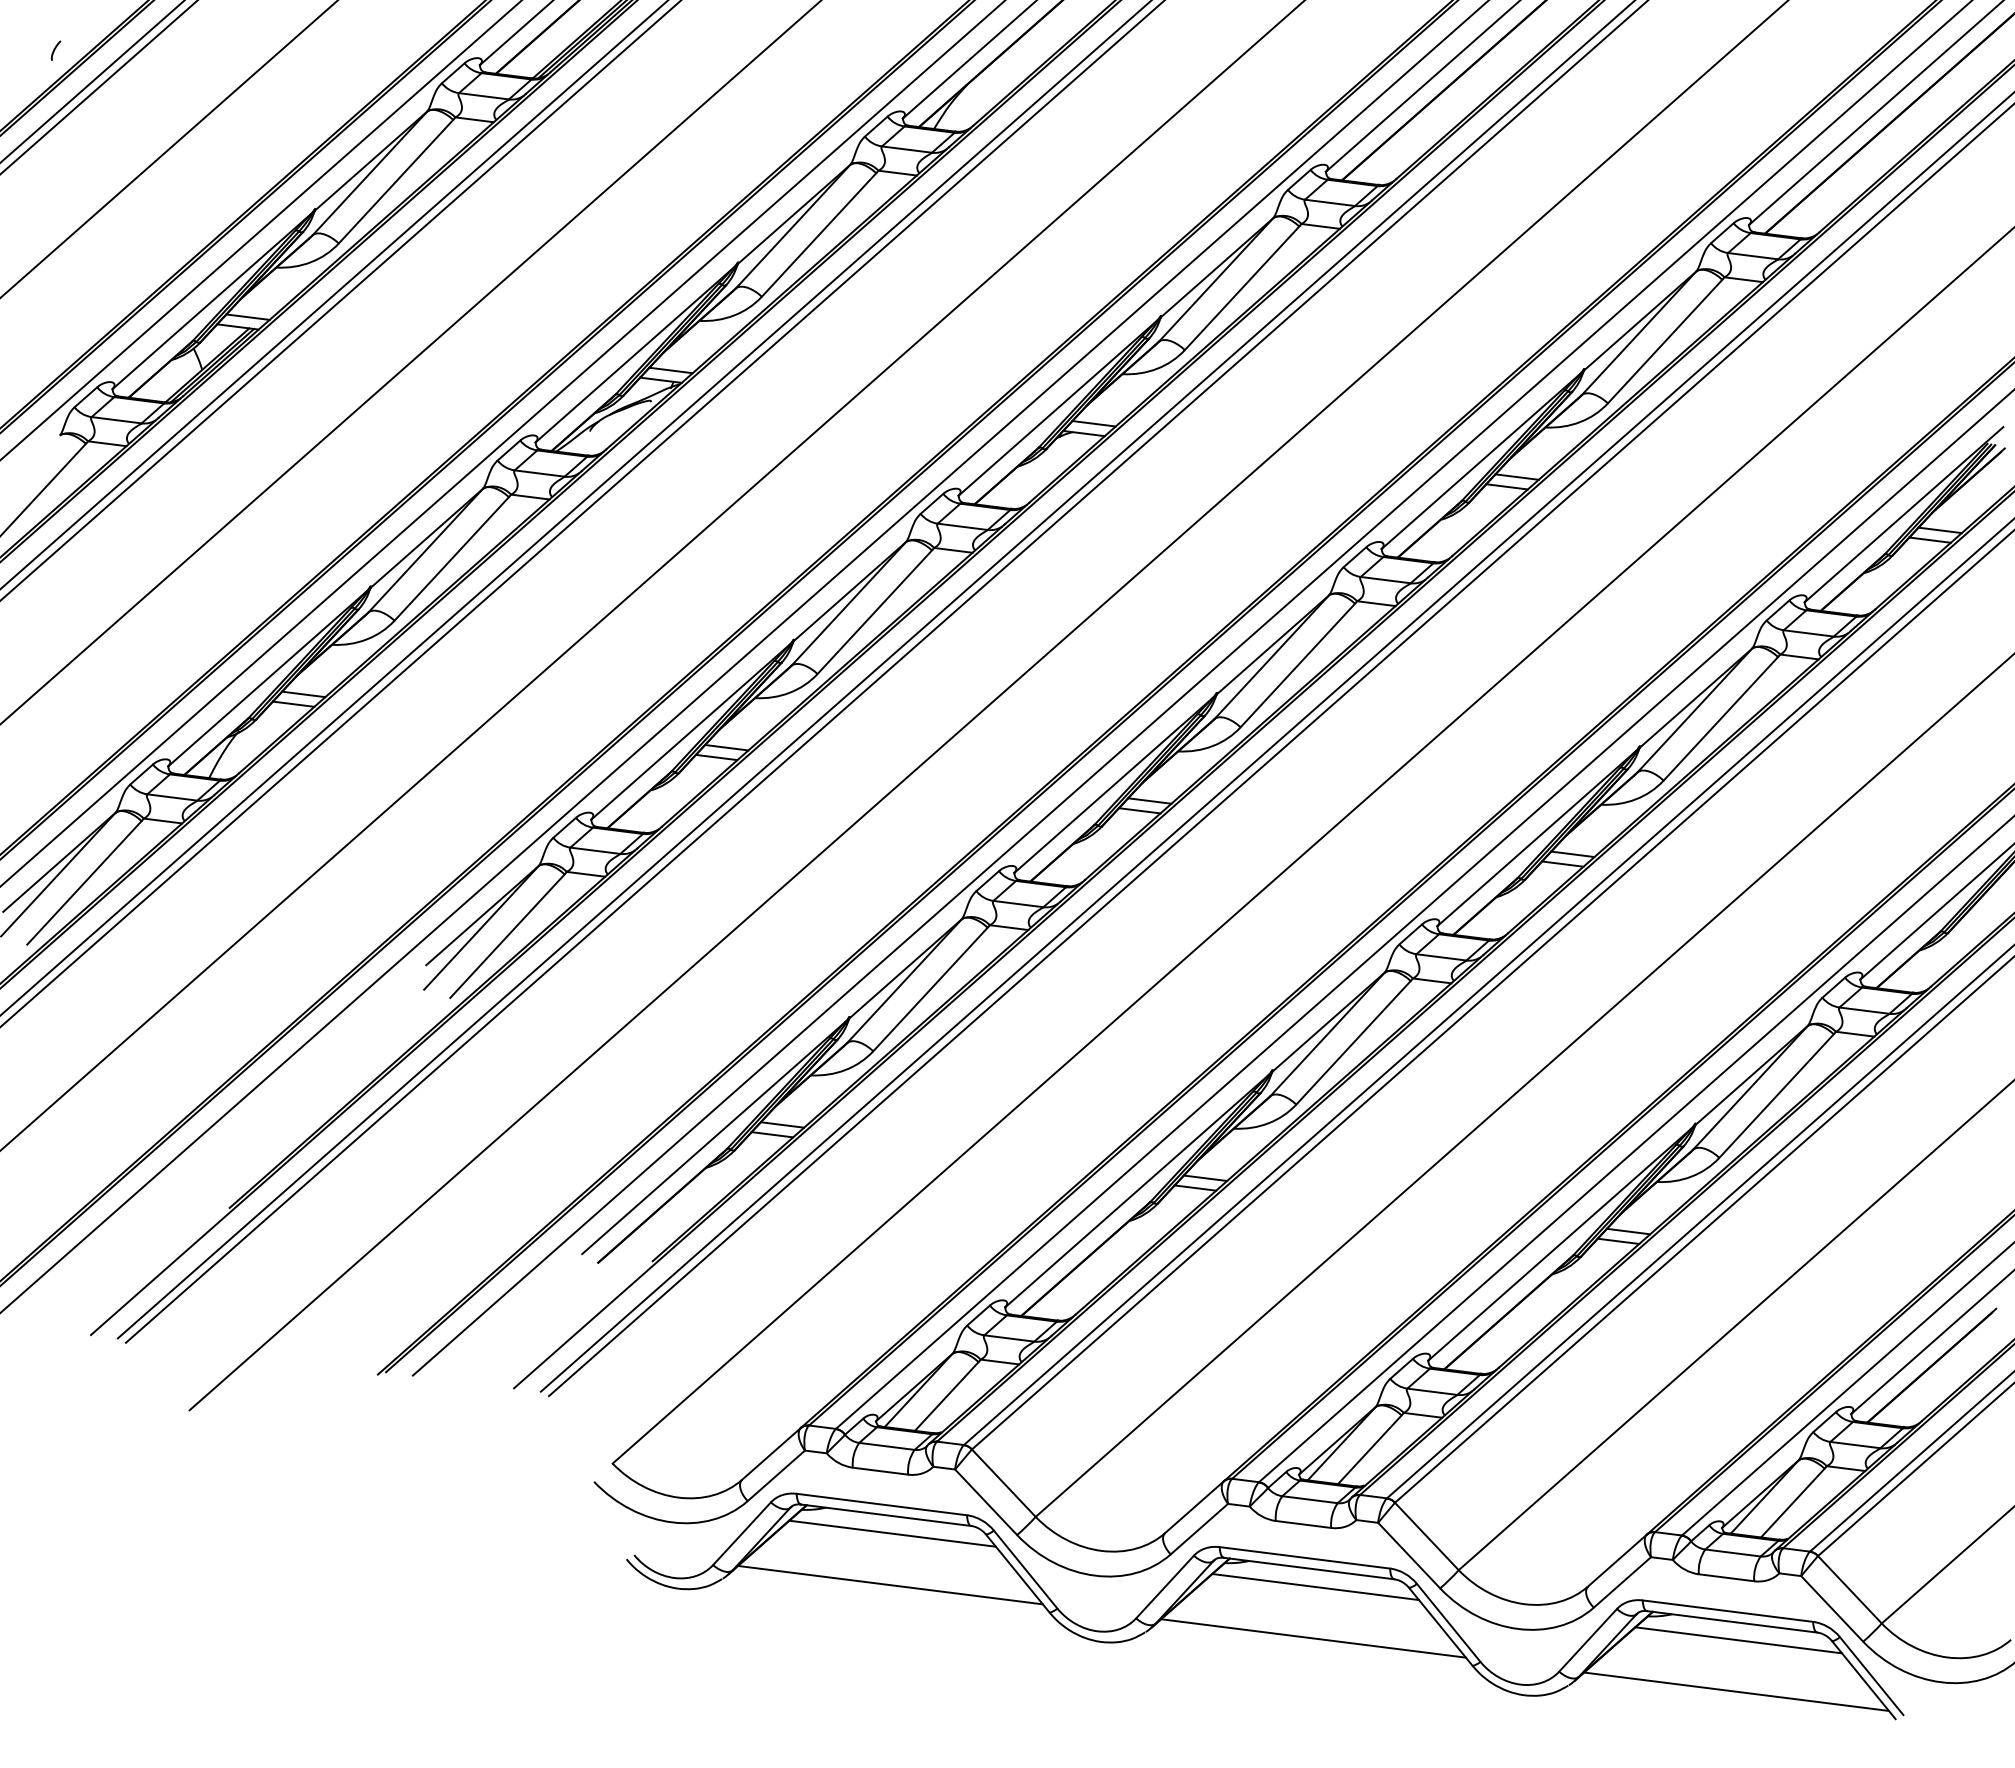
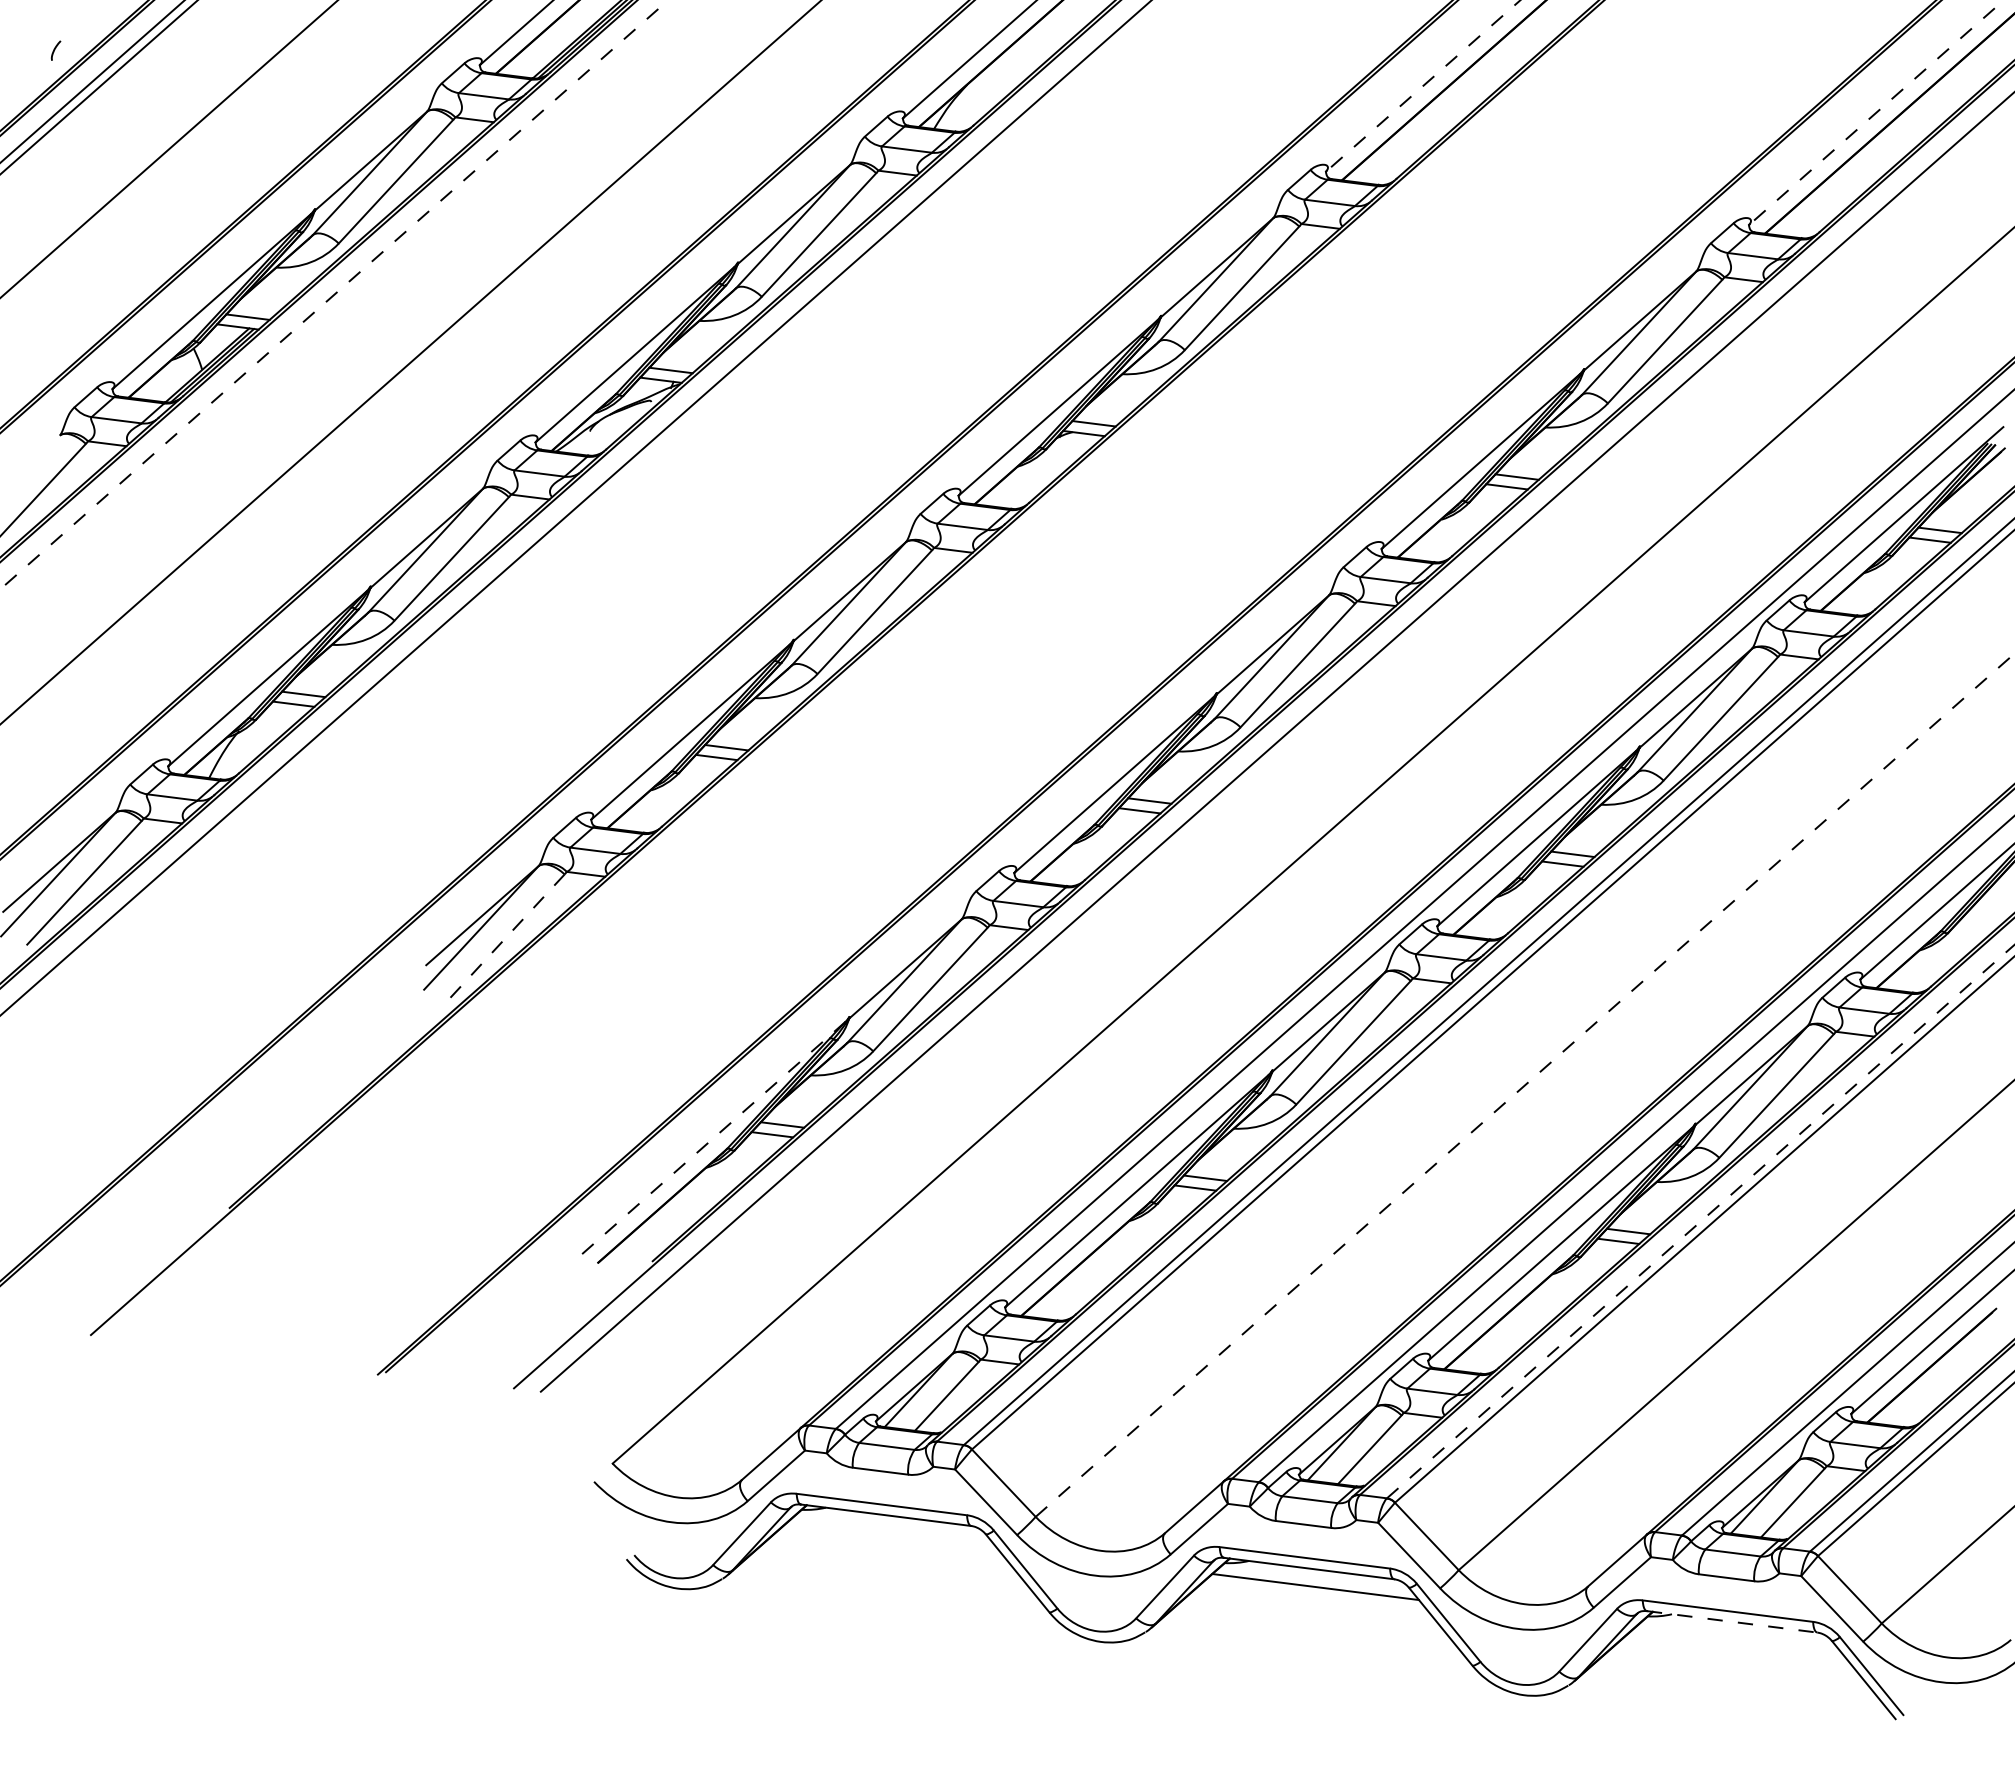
line: solid -> dashed (1422, 86)
line: solid -> dashed (1876, 112)
line: present -> none (260, 230)
line: solid -> dashed (334, 294)
line: present -> none (340, 300)
line: present -> none (502, 443)
line: present -> none (582, 513)
line: present -> none (652, 575)
line: present -> none (744, 656)
line: present -> none (874, 670)
line: present -> none (885, 672)
line: present -> none (1191, 688)
line: present -> none (987, 706)
line: present -> none (1279, 751)
line: solid -> dashed (507, 936)
line: solid -> dashed (1525, 1084)
line: solid -> dashed (713, 1137)
line: solid -> dashed (1701, 1221)
line: present -> none (892, 1533)
line: present -> none (890, 1584)
line: solid -> dashed (1732, 1621)
line: present -> none (1313, 1638)
line: present -> none (1738, 1640)
line: present -> none (1736, 1691)
